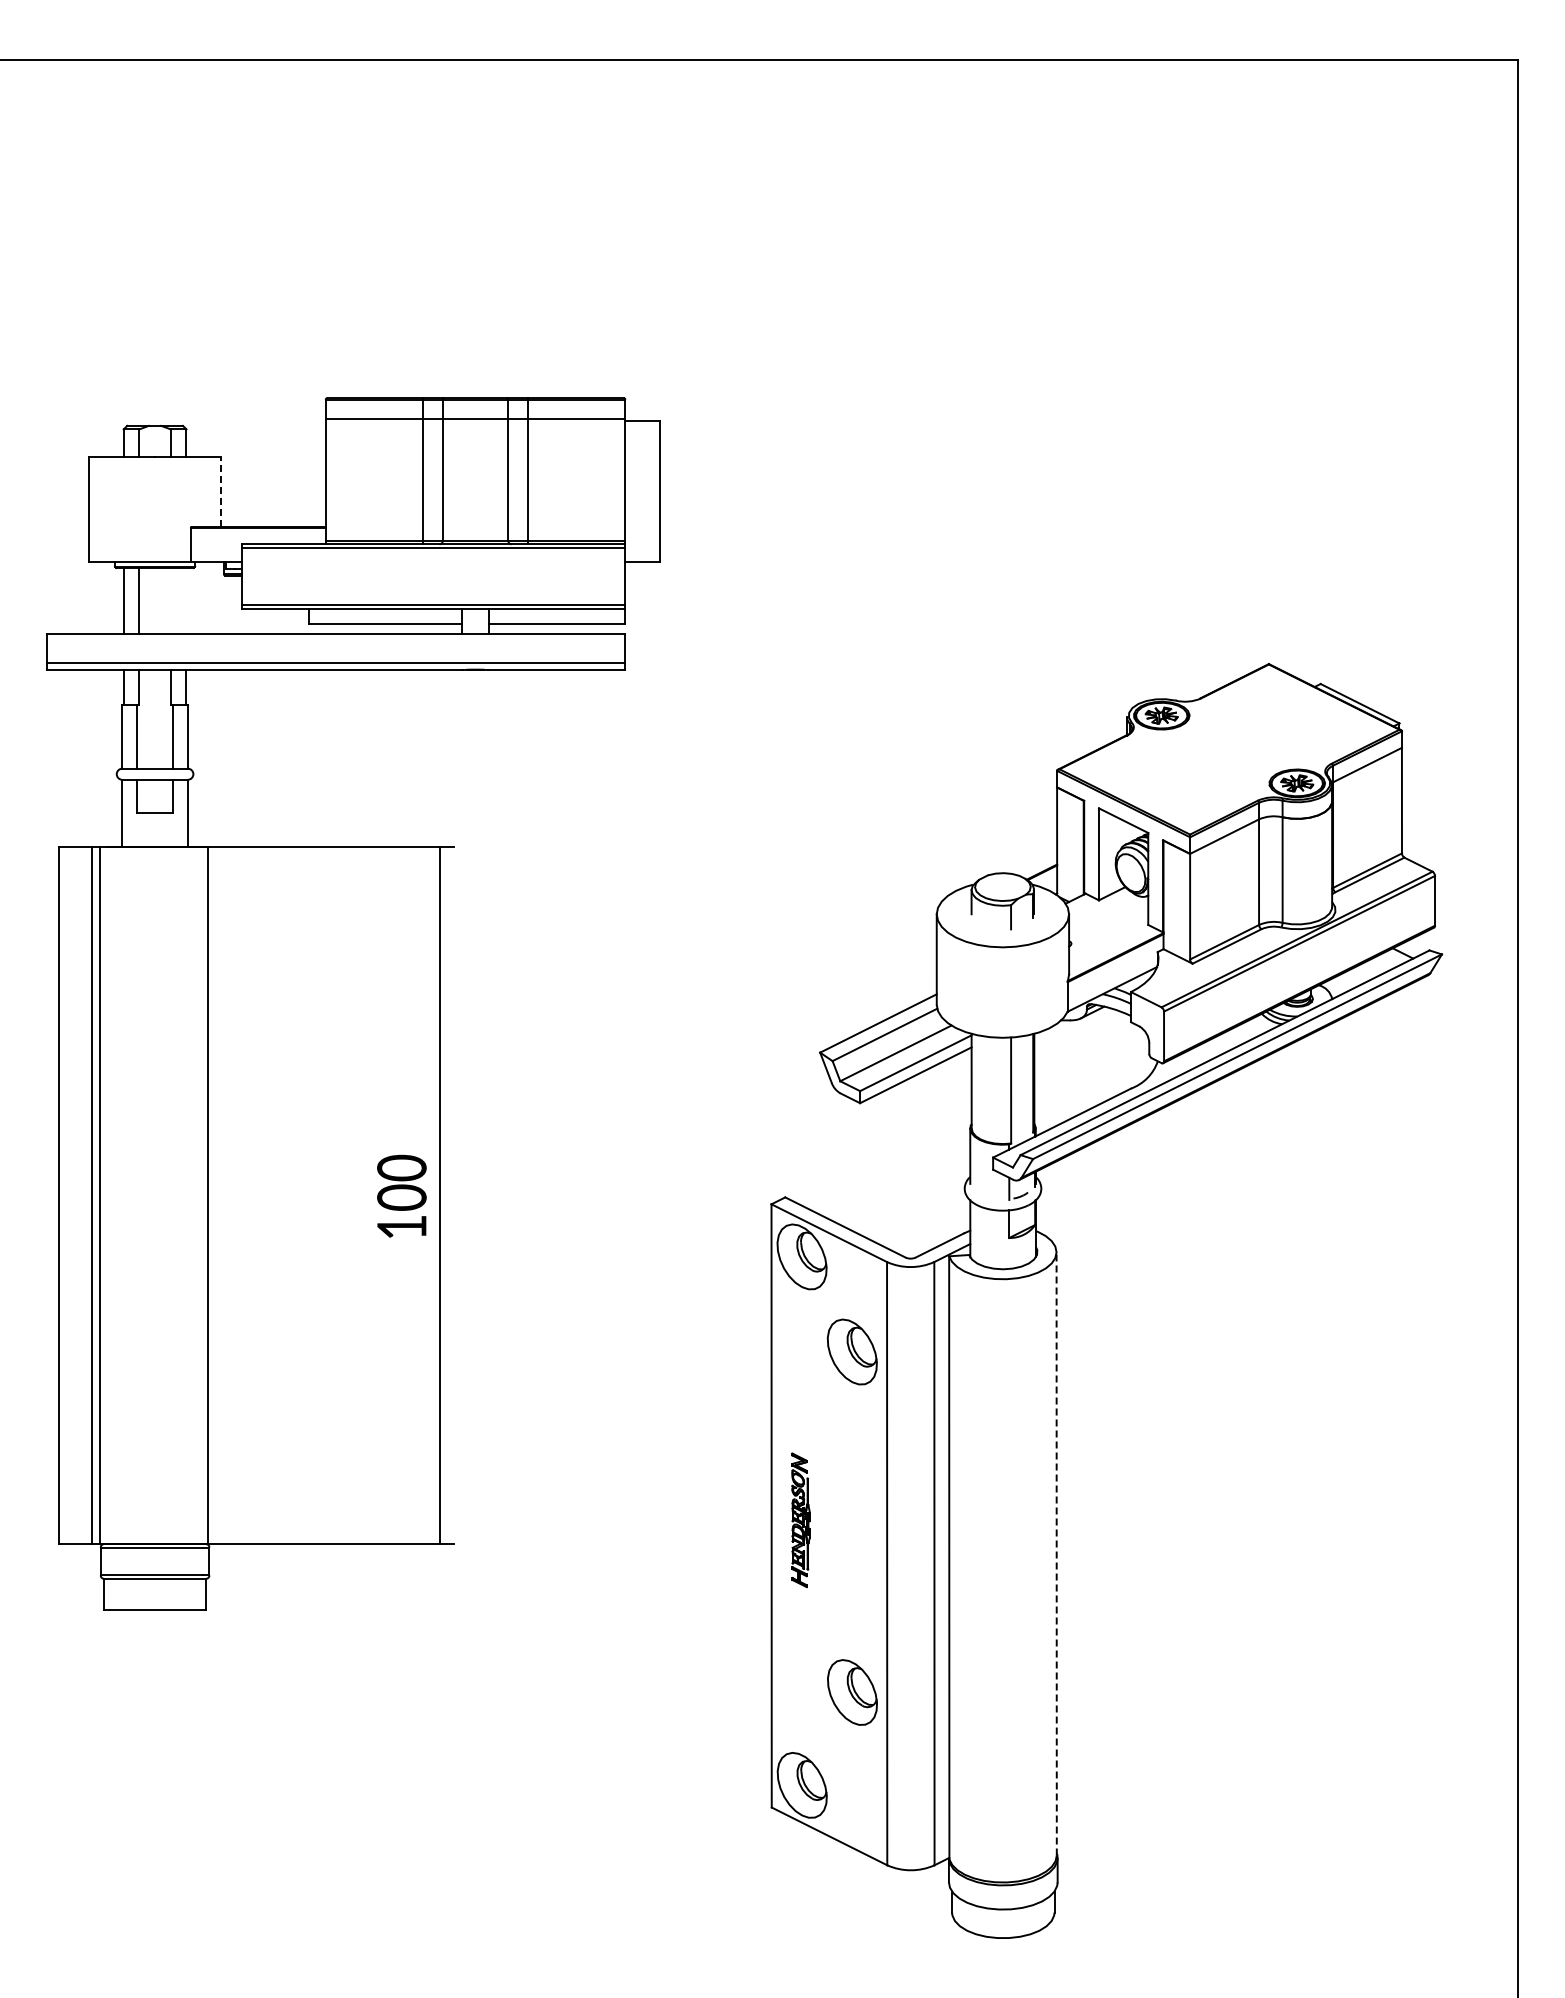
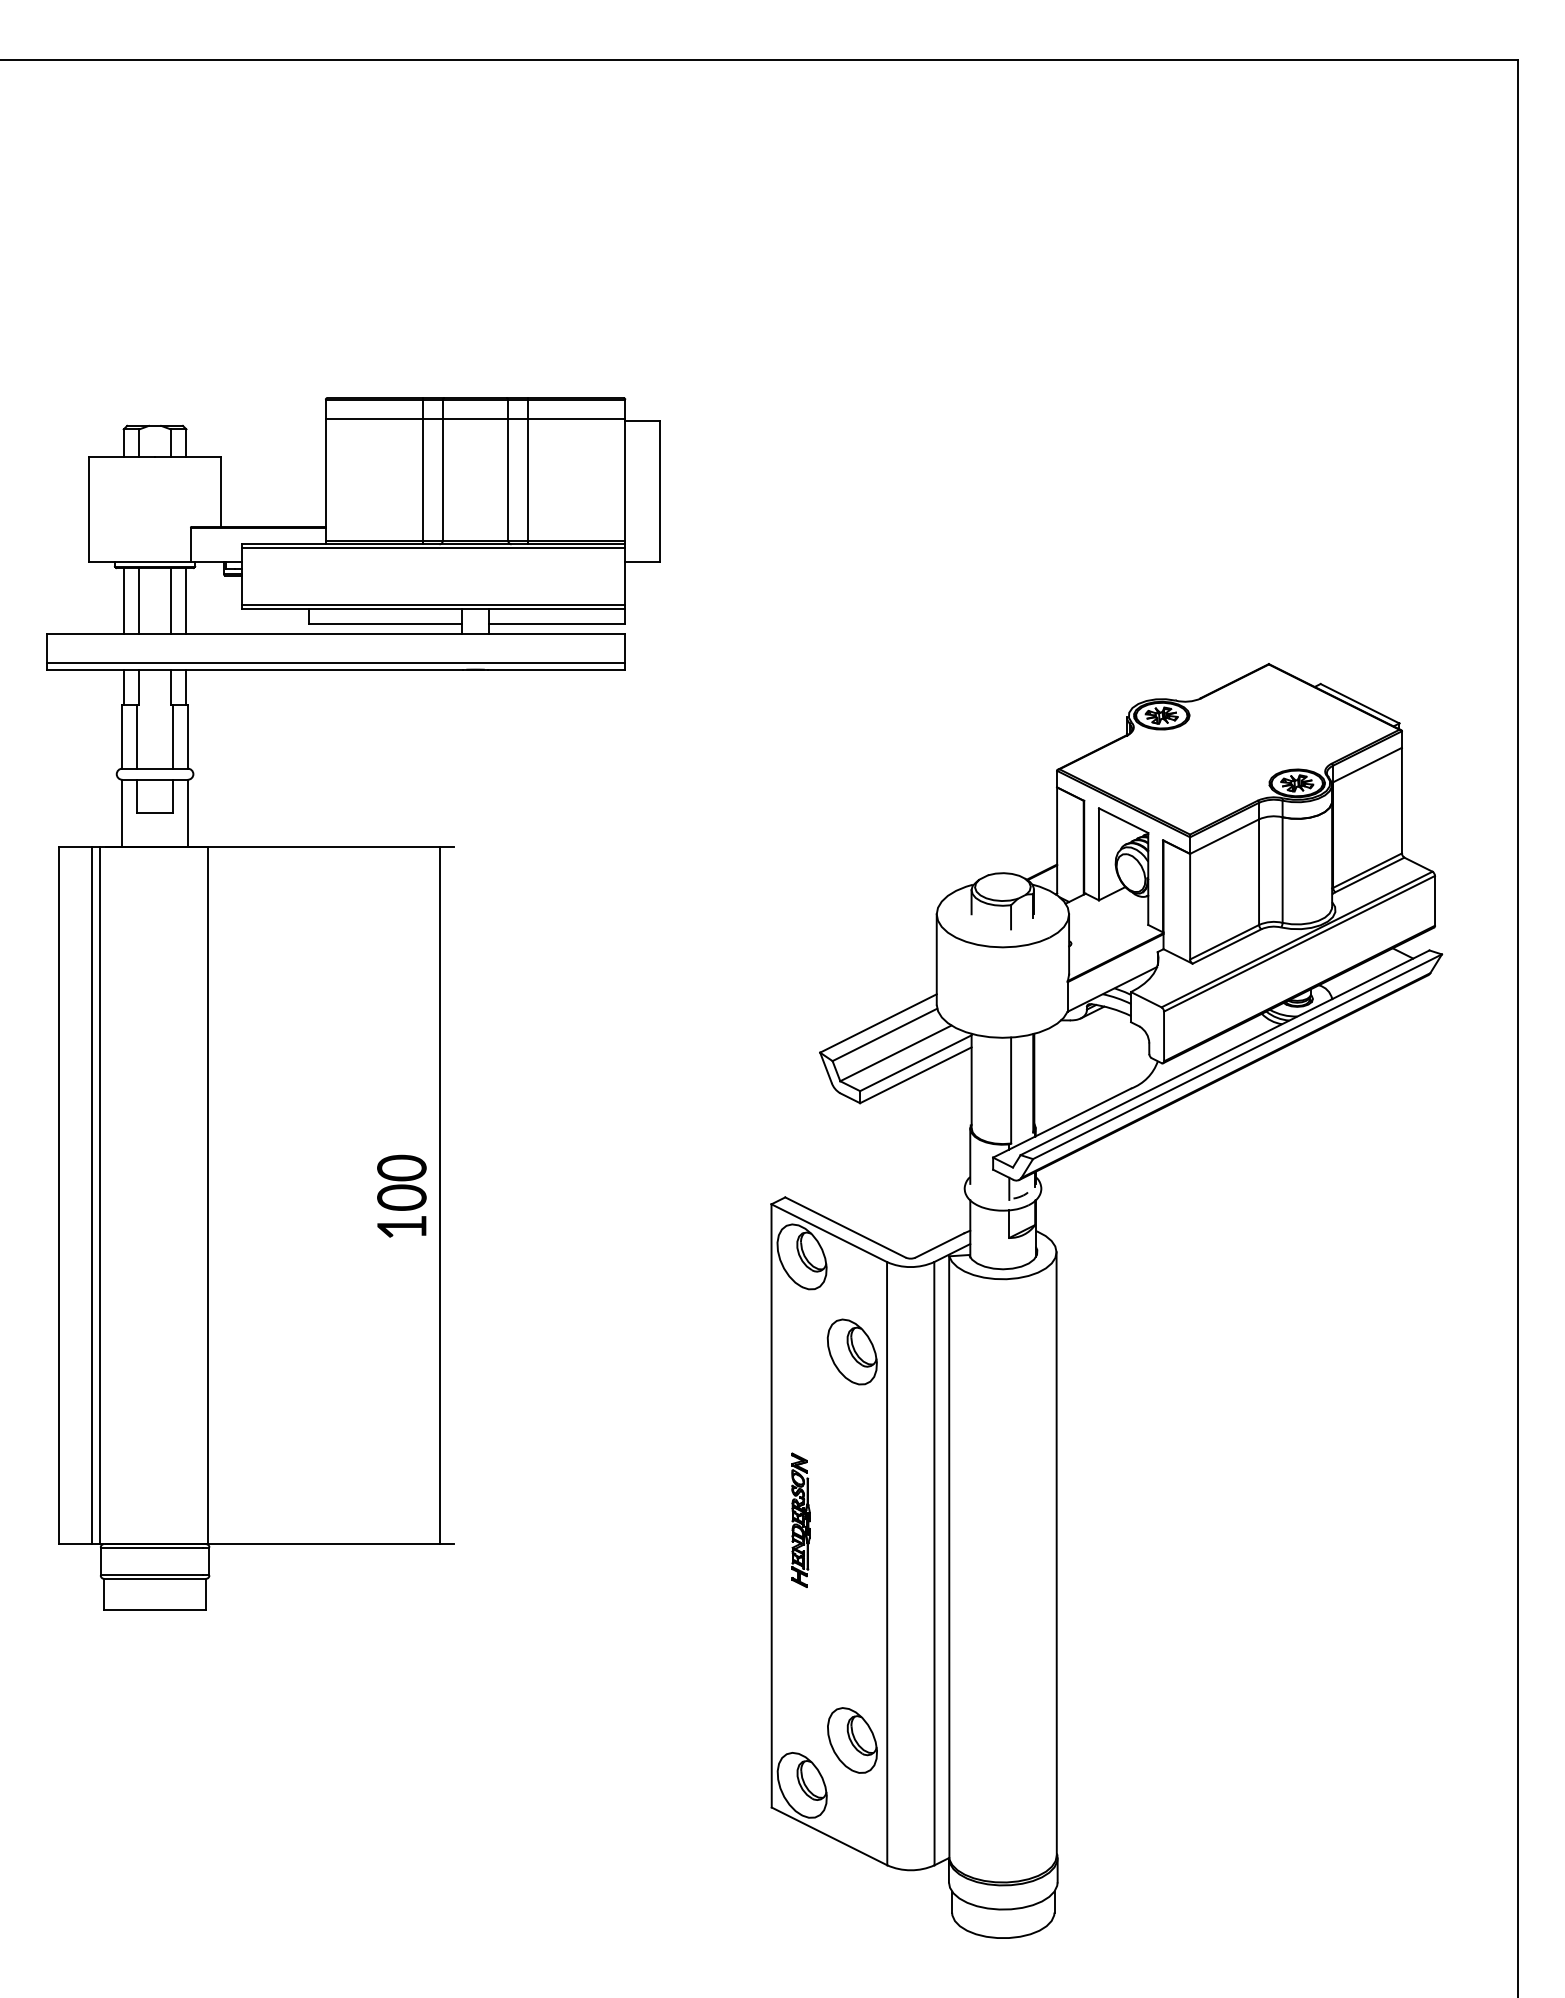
line: dashed -> solid (221, 492)
line: none -> present (170, 601)
line: none -> present (186, 601)
line: dashed -> solid (1056, 1553)
part position: (852, 1692) -> (852, 1740) (852, 1740)
